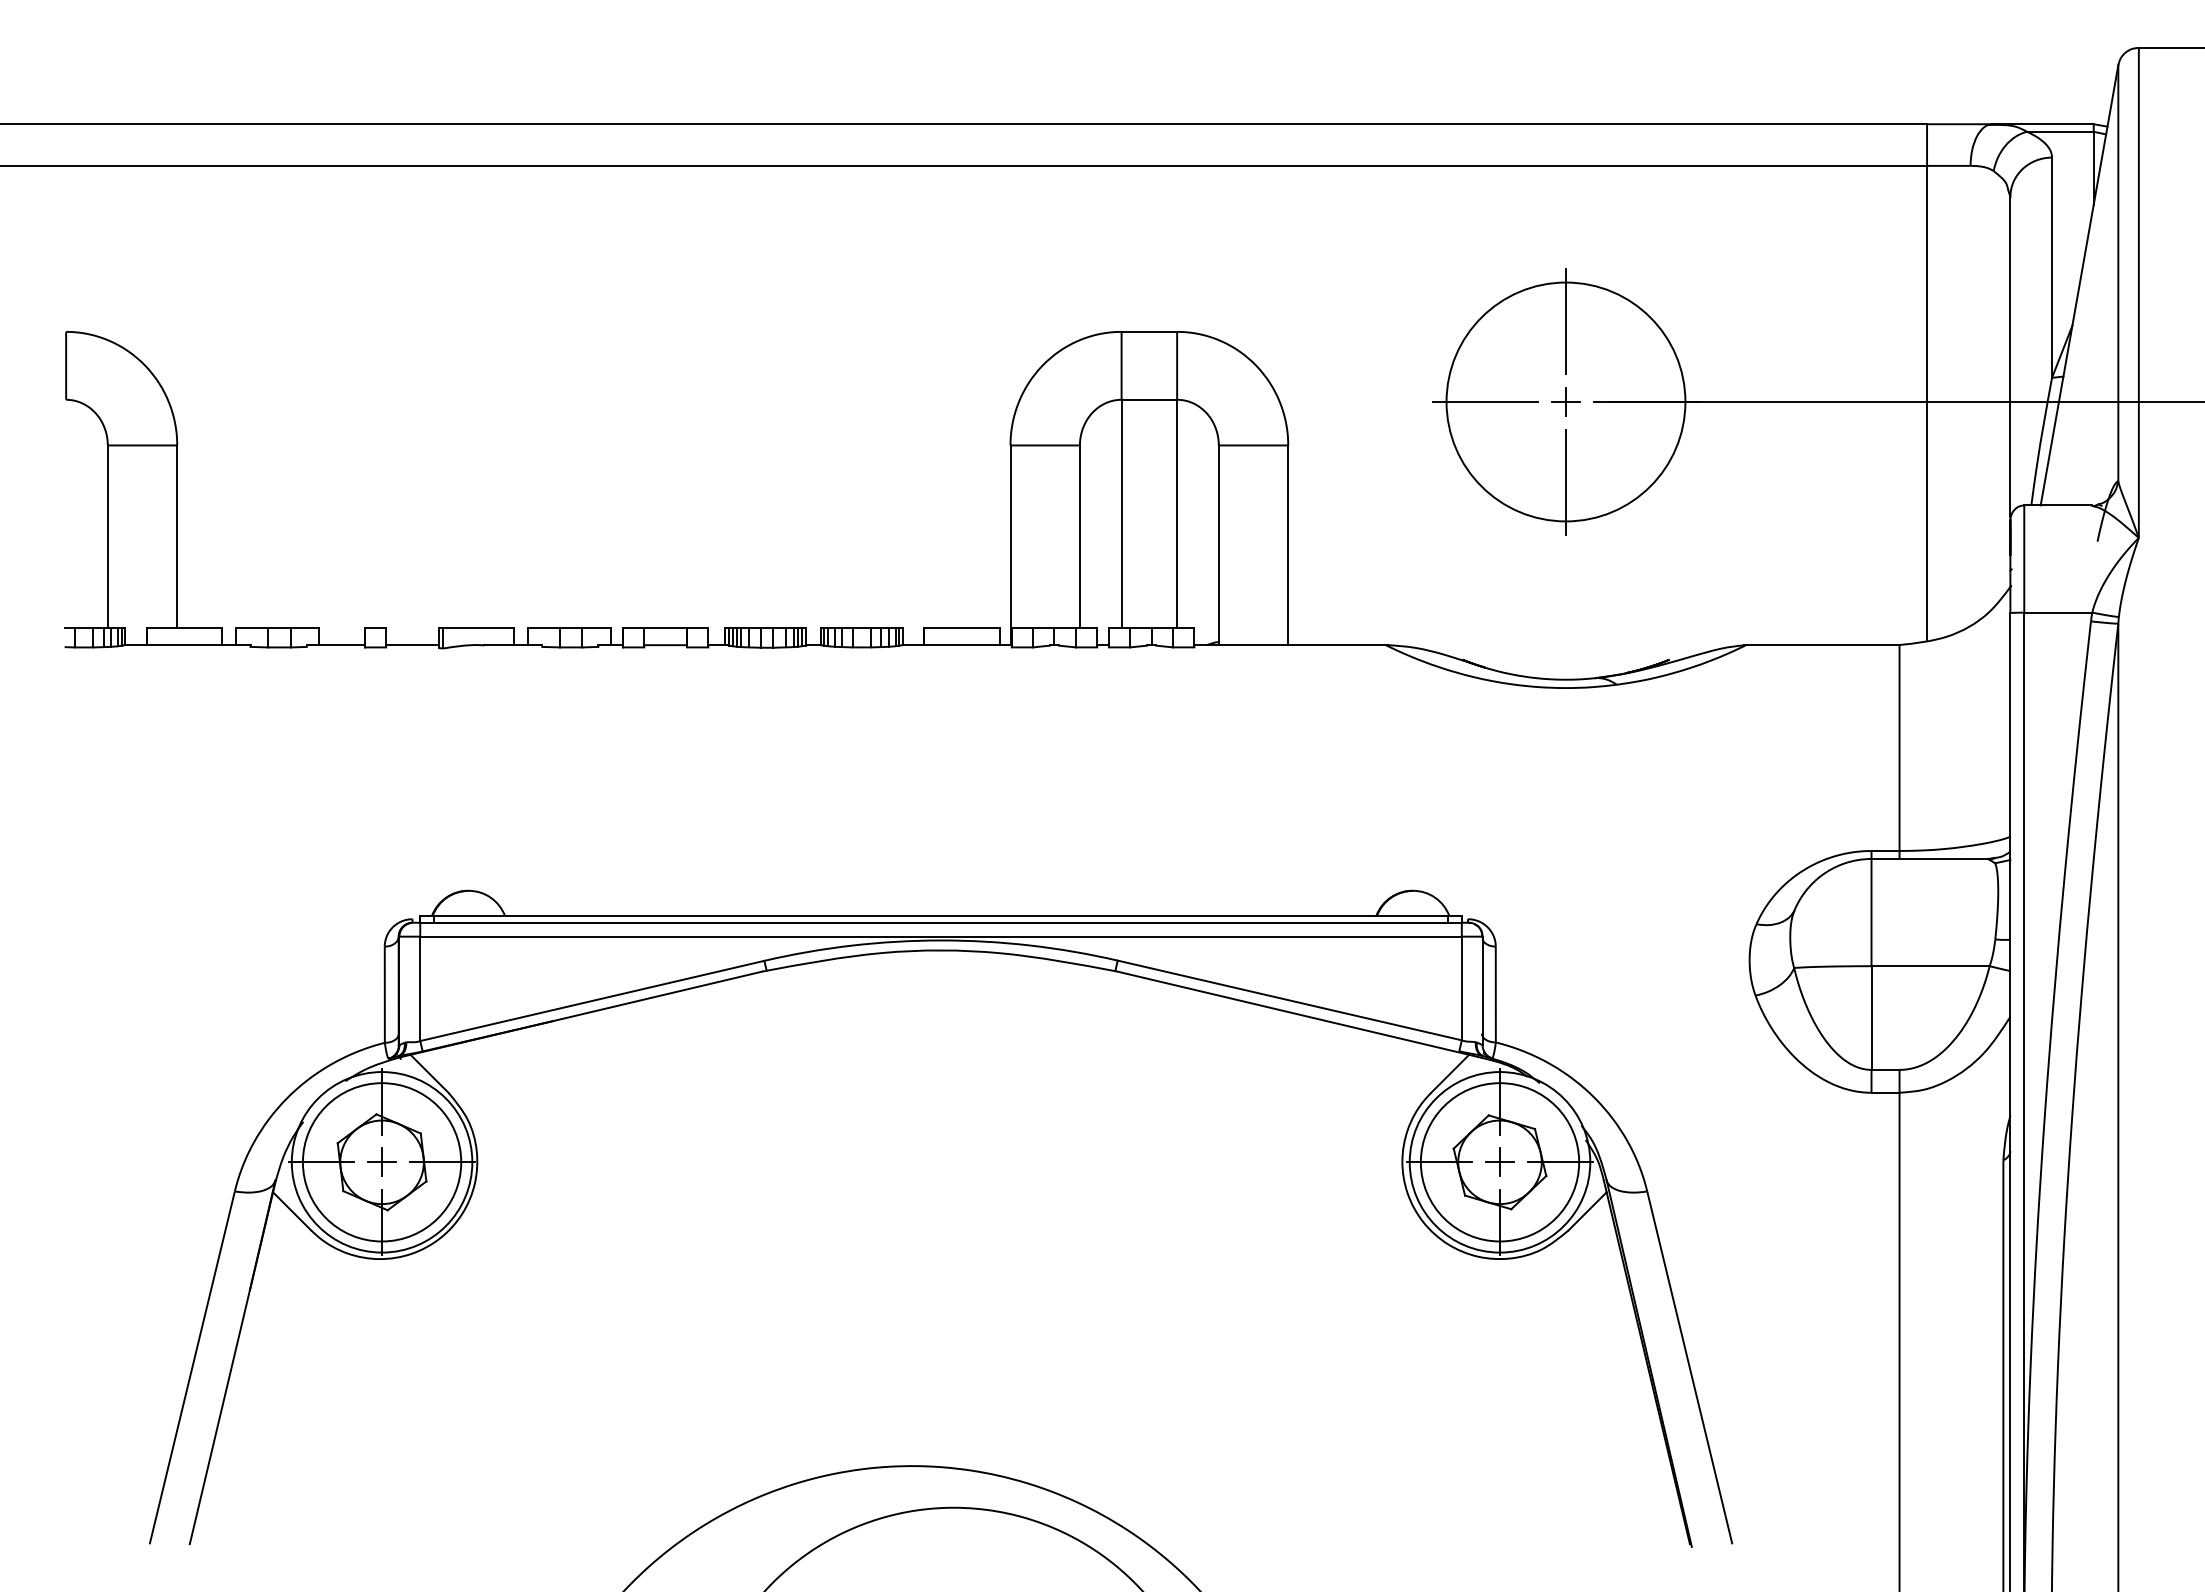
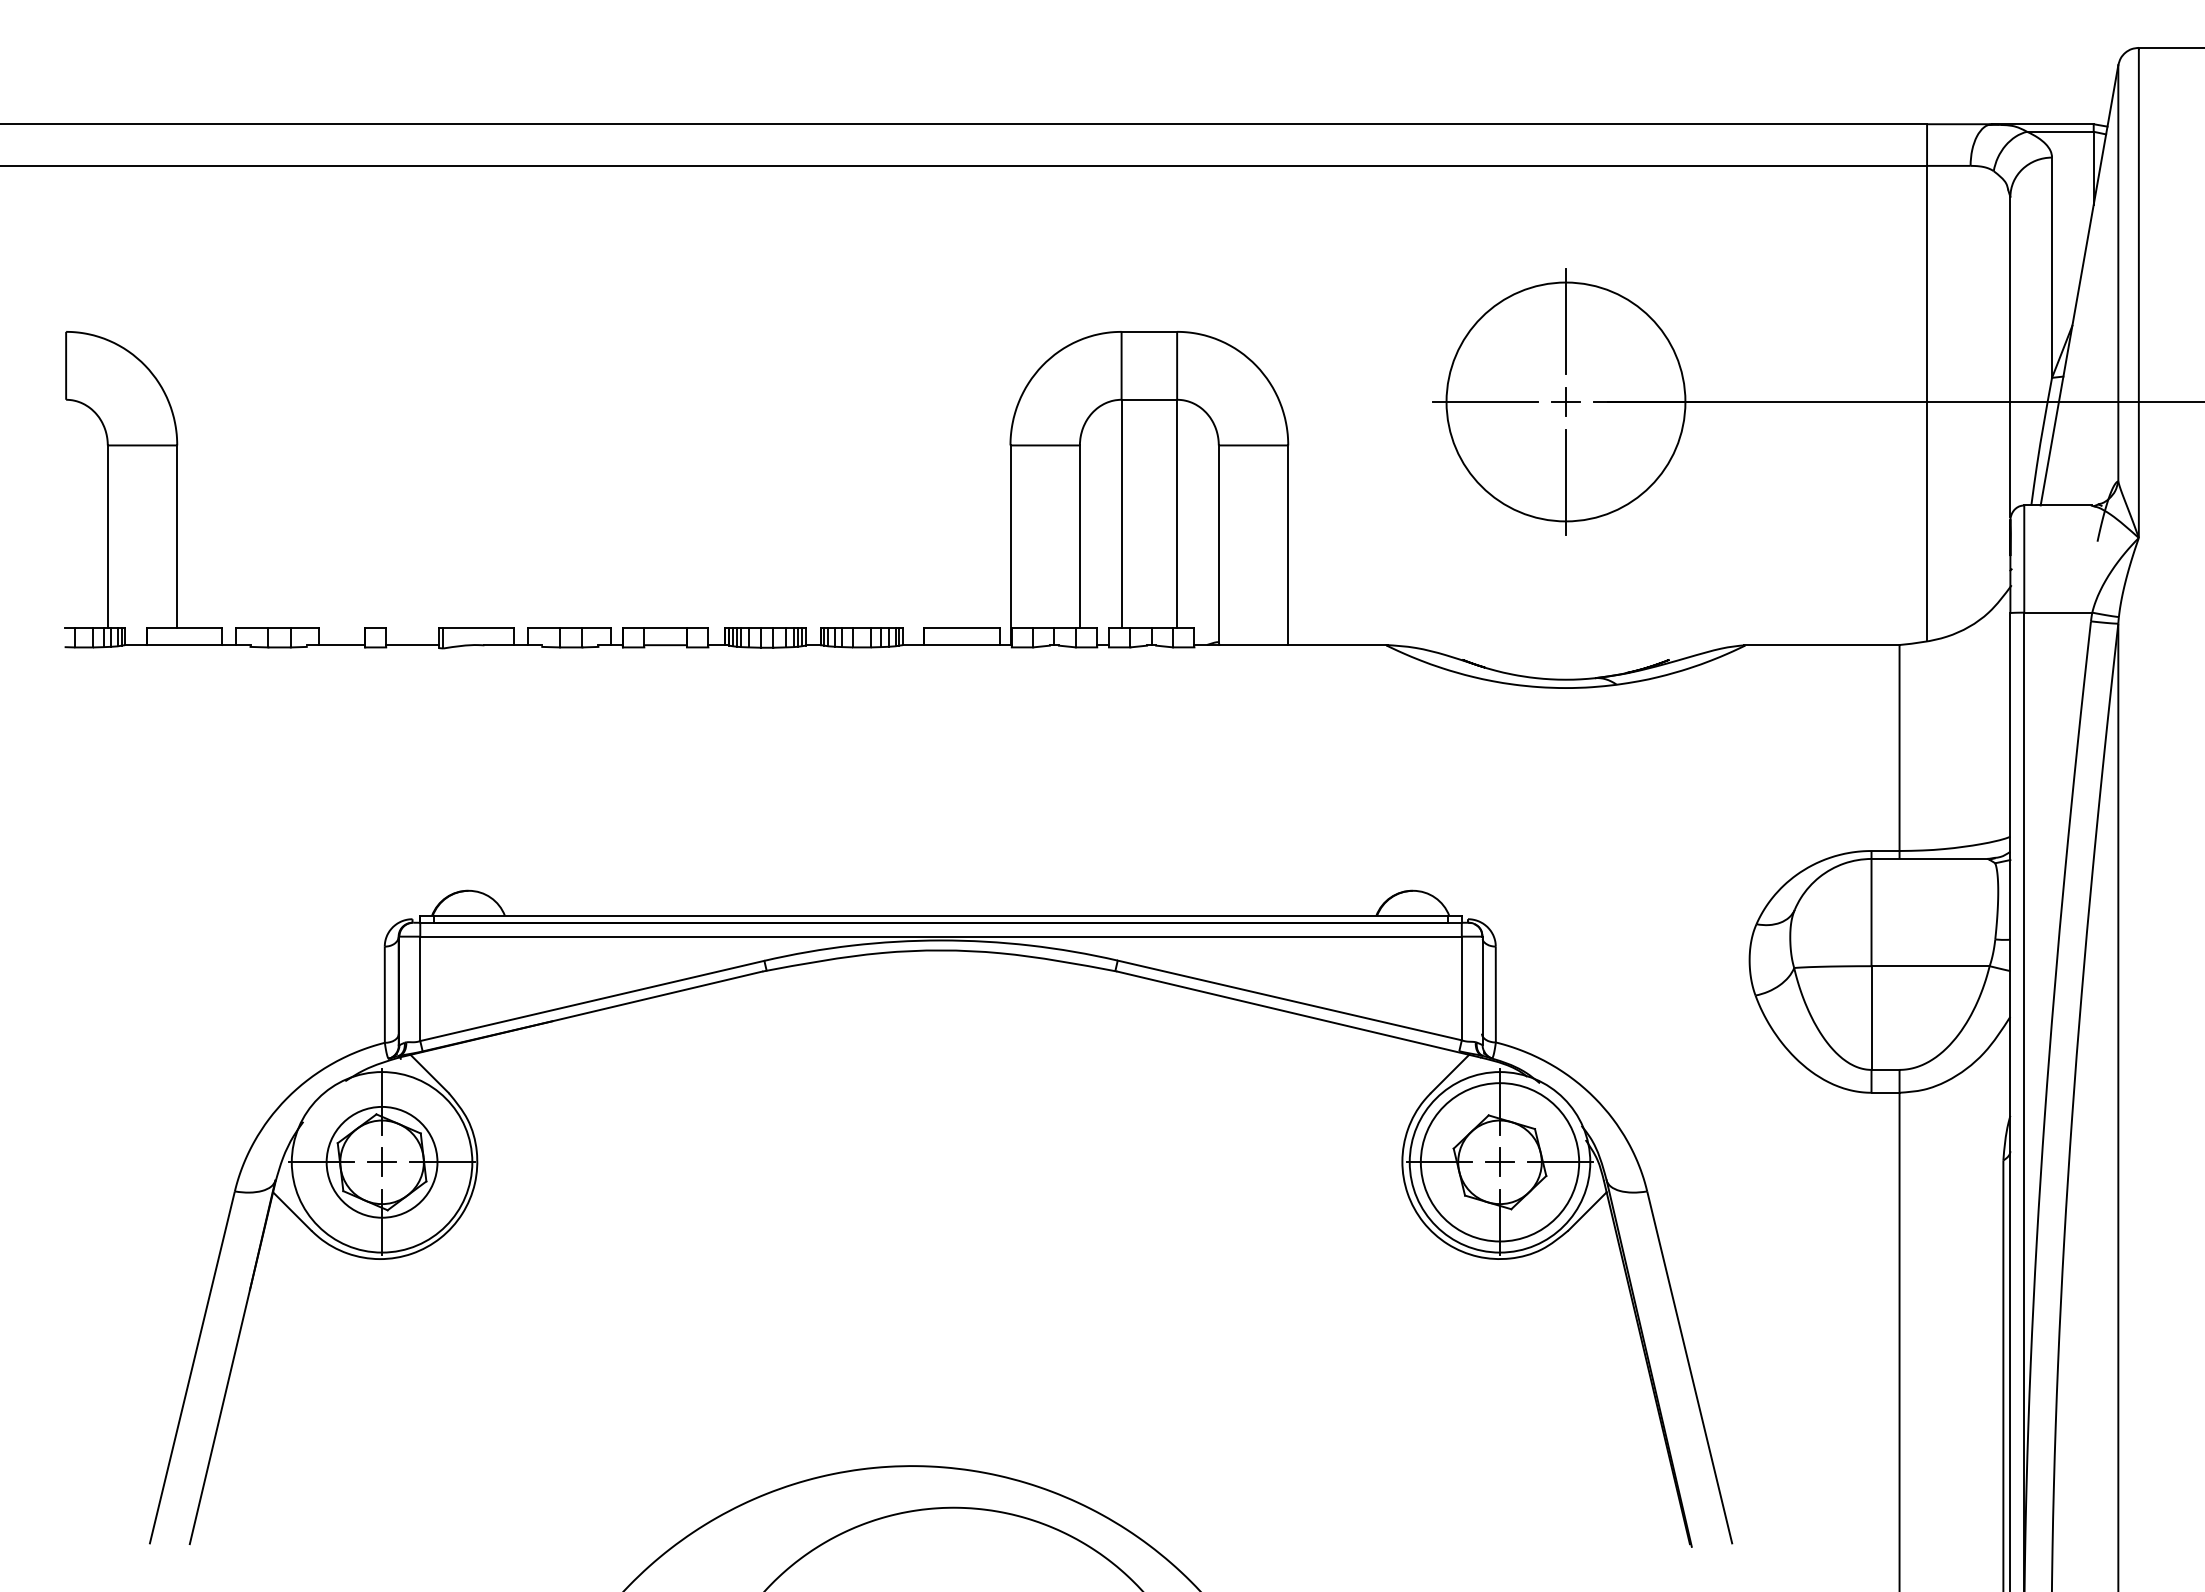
circle diameter: 158 px -> 111 px (381, 1161)
